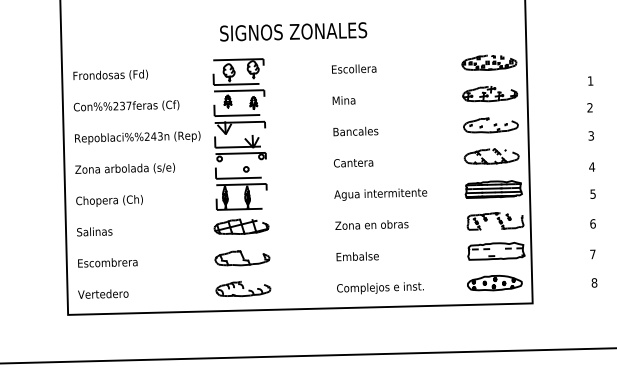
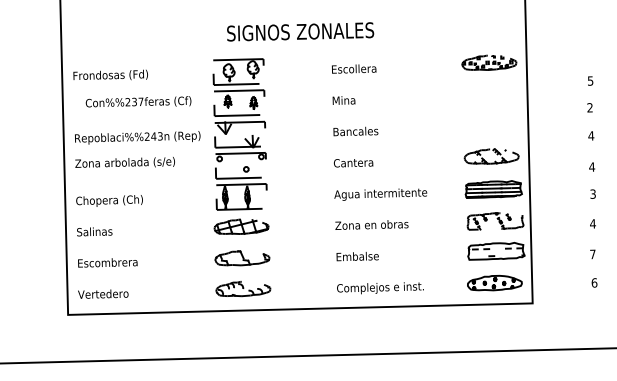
text position: (293, 31) -> (300, 31) (300, 31)
text: 1 -> 5 (590, 80)
part: present -> none (489, 94)
text position: (126, 105) -> (138, 101) (138, 101)
part: present -> none (490, 125)
text: 3 -> 4 (591, 135)
text position: (124, 168) -> (124, 162) (124, 162)
text: 5 -> 3 (592, 193)
text: 6 -> 4 (592, 223)
text: 8 -> 6 (594, 282)
